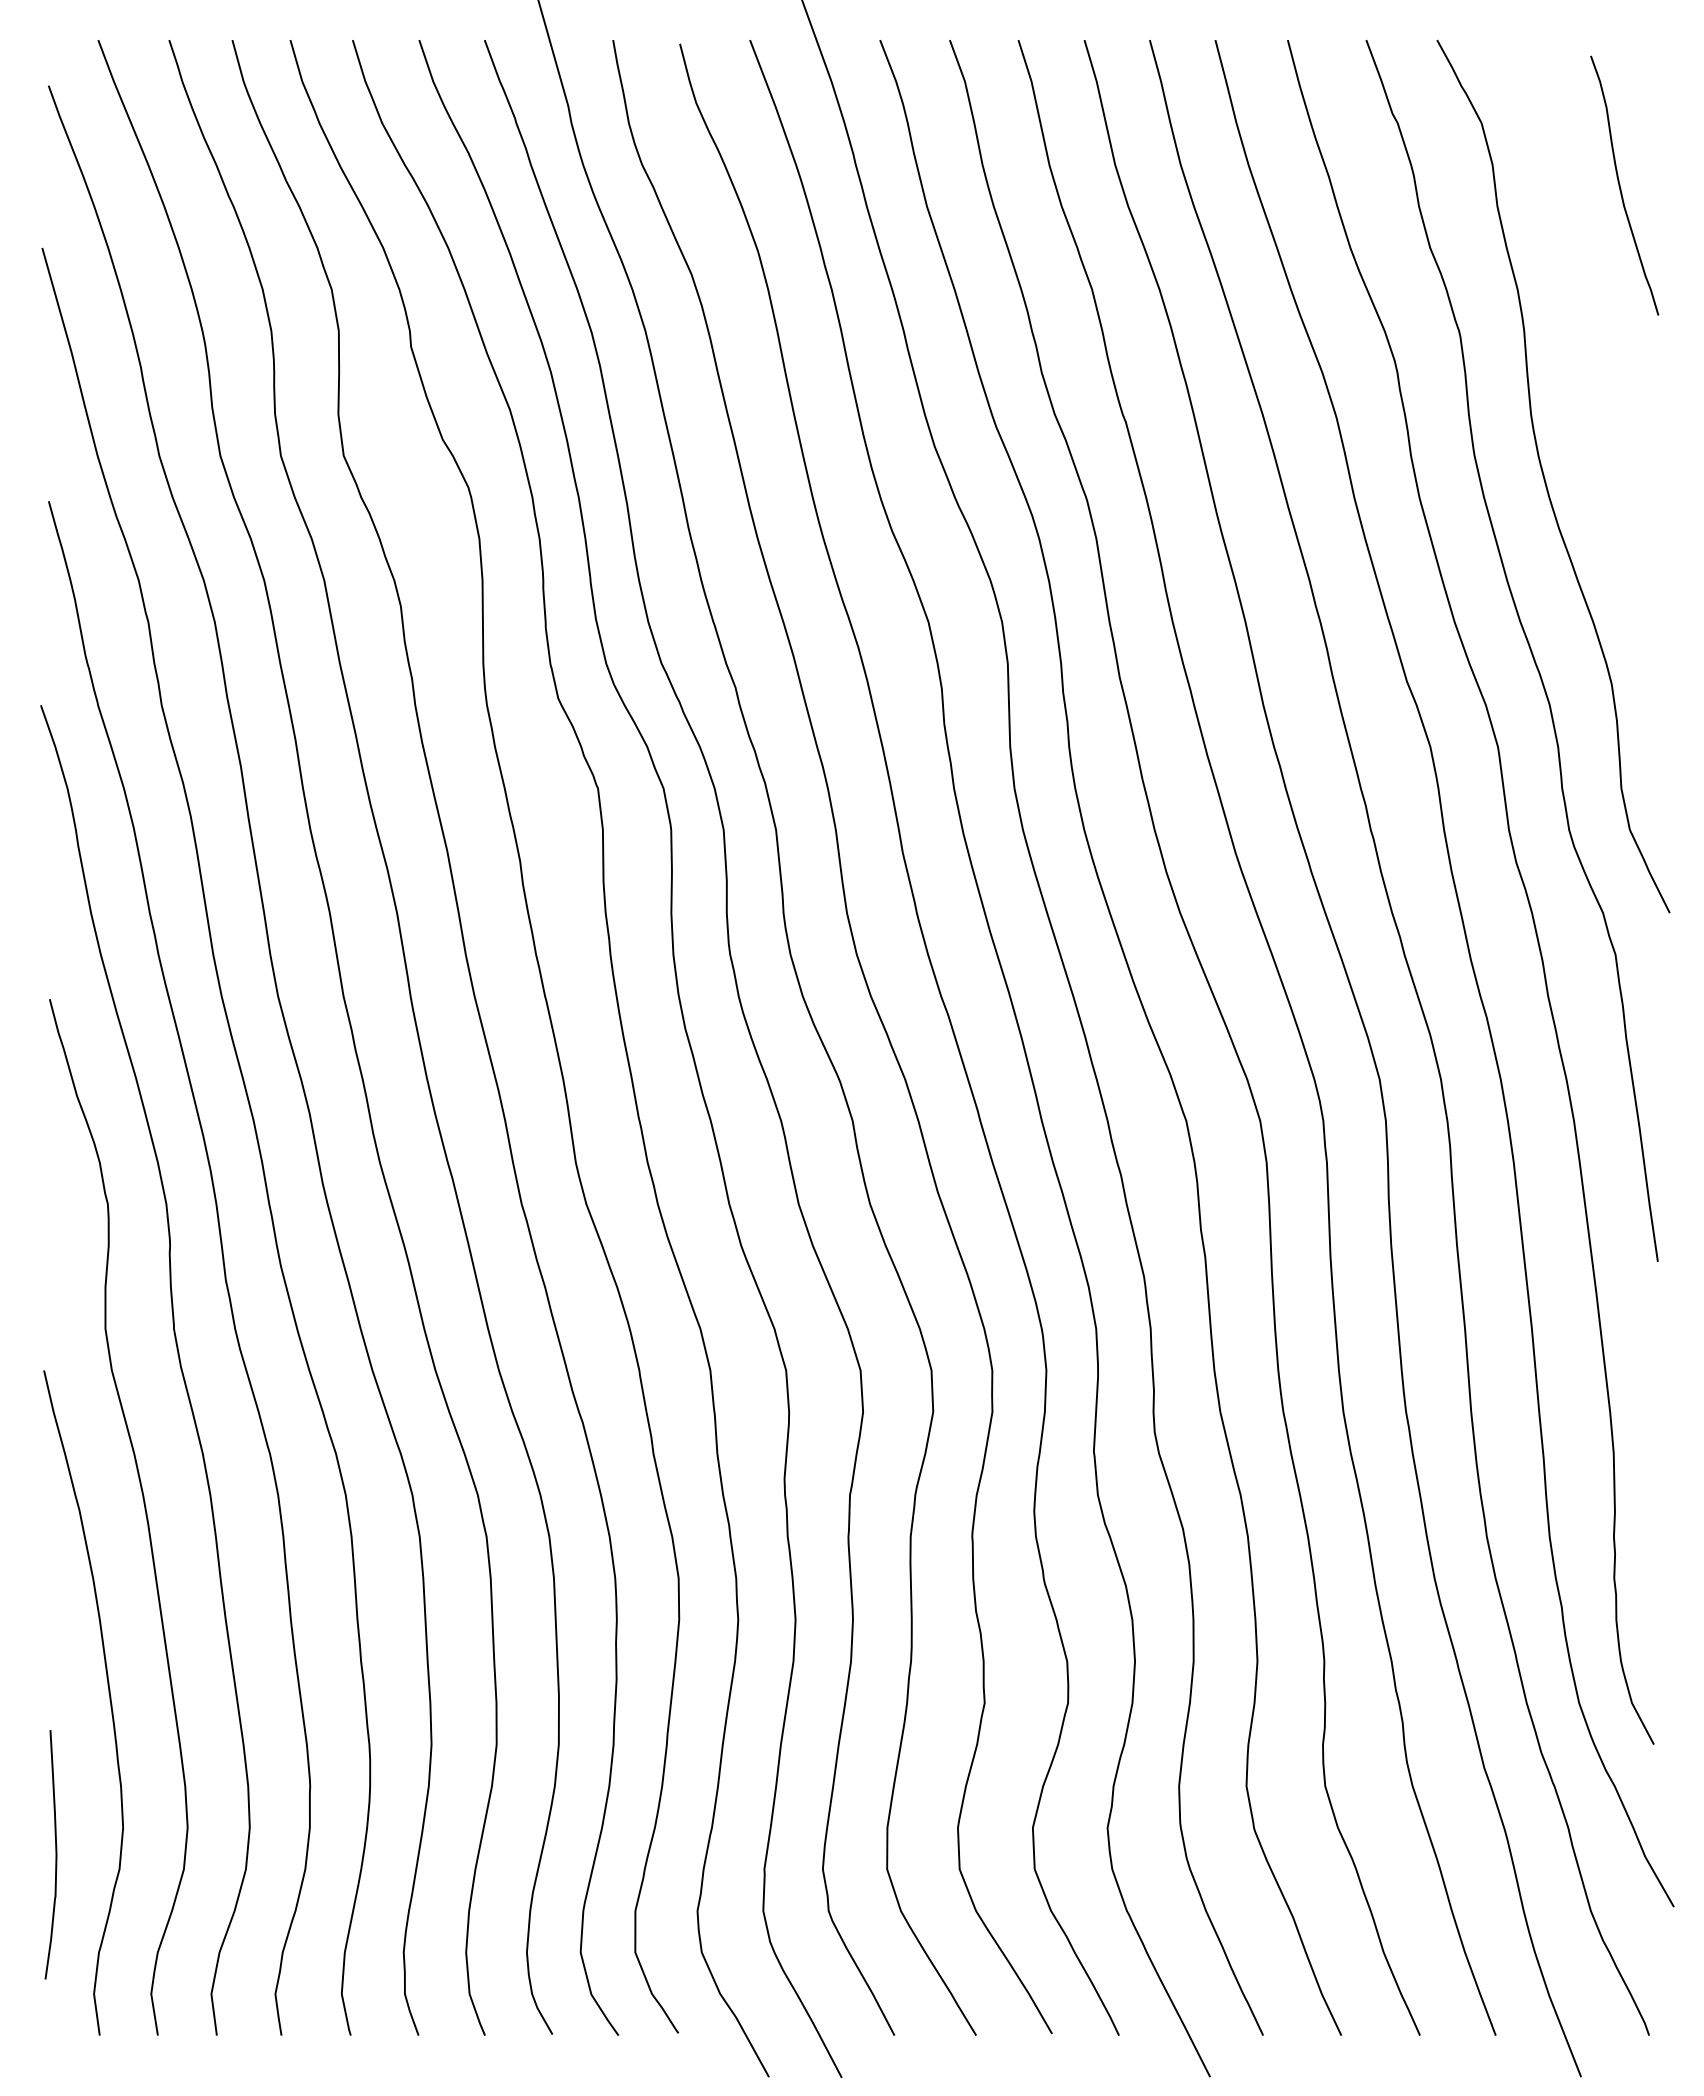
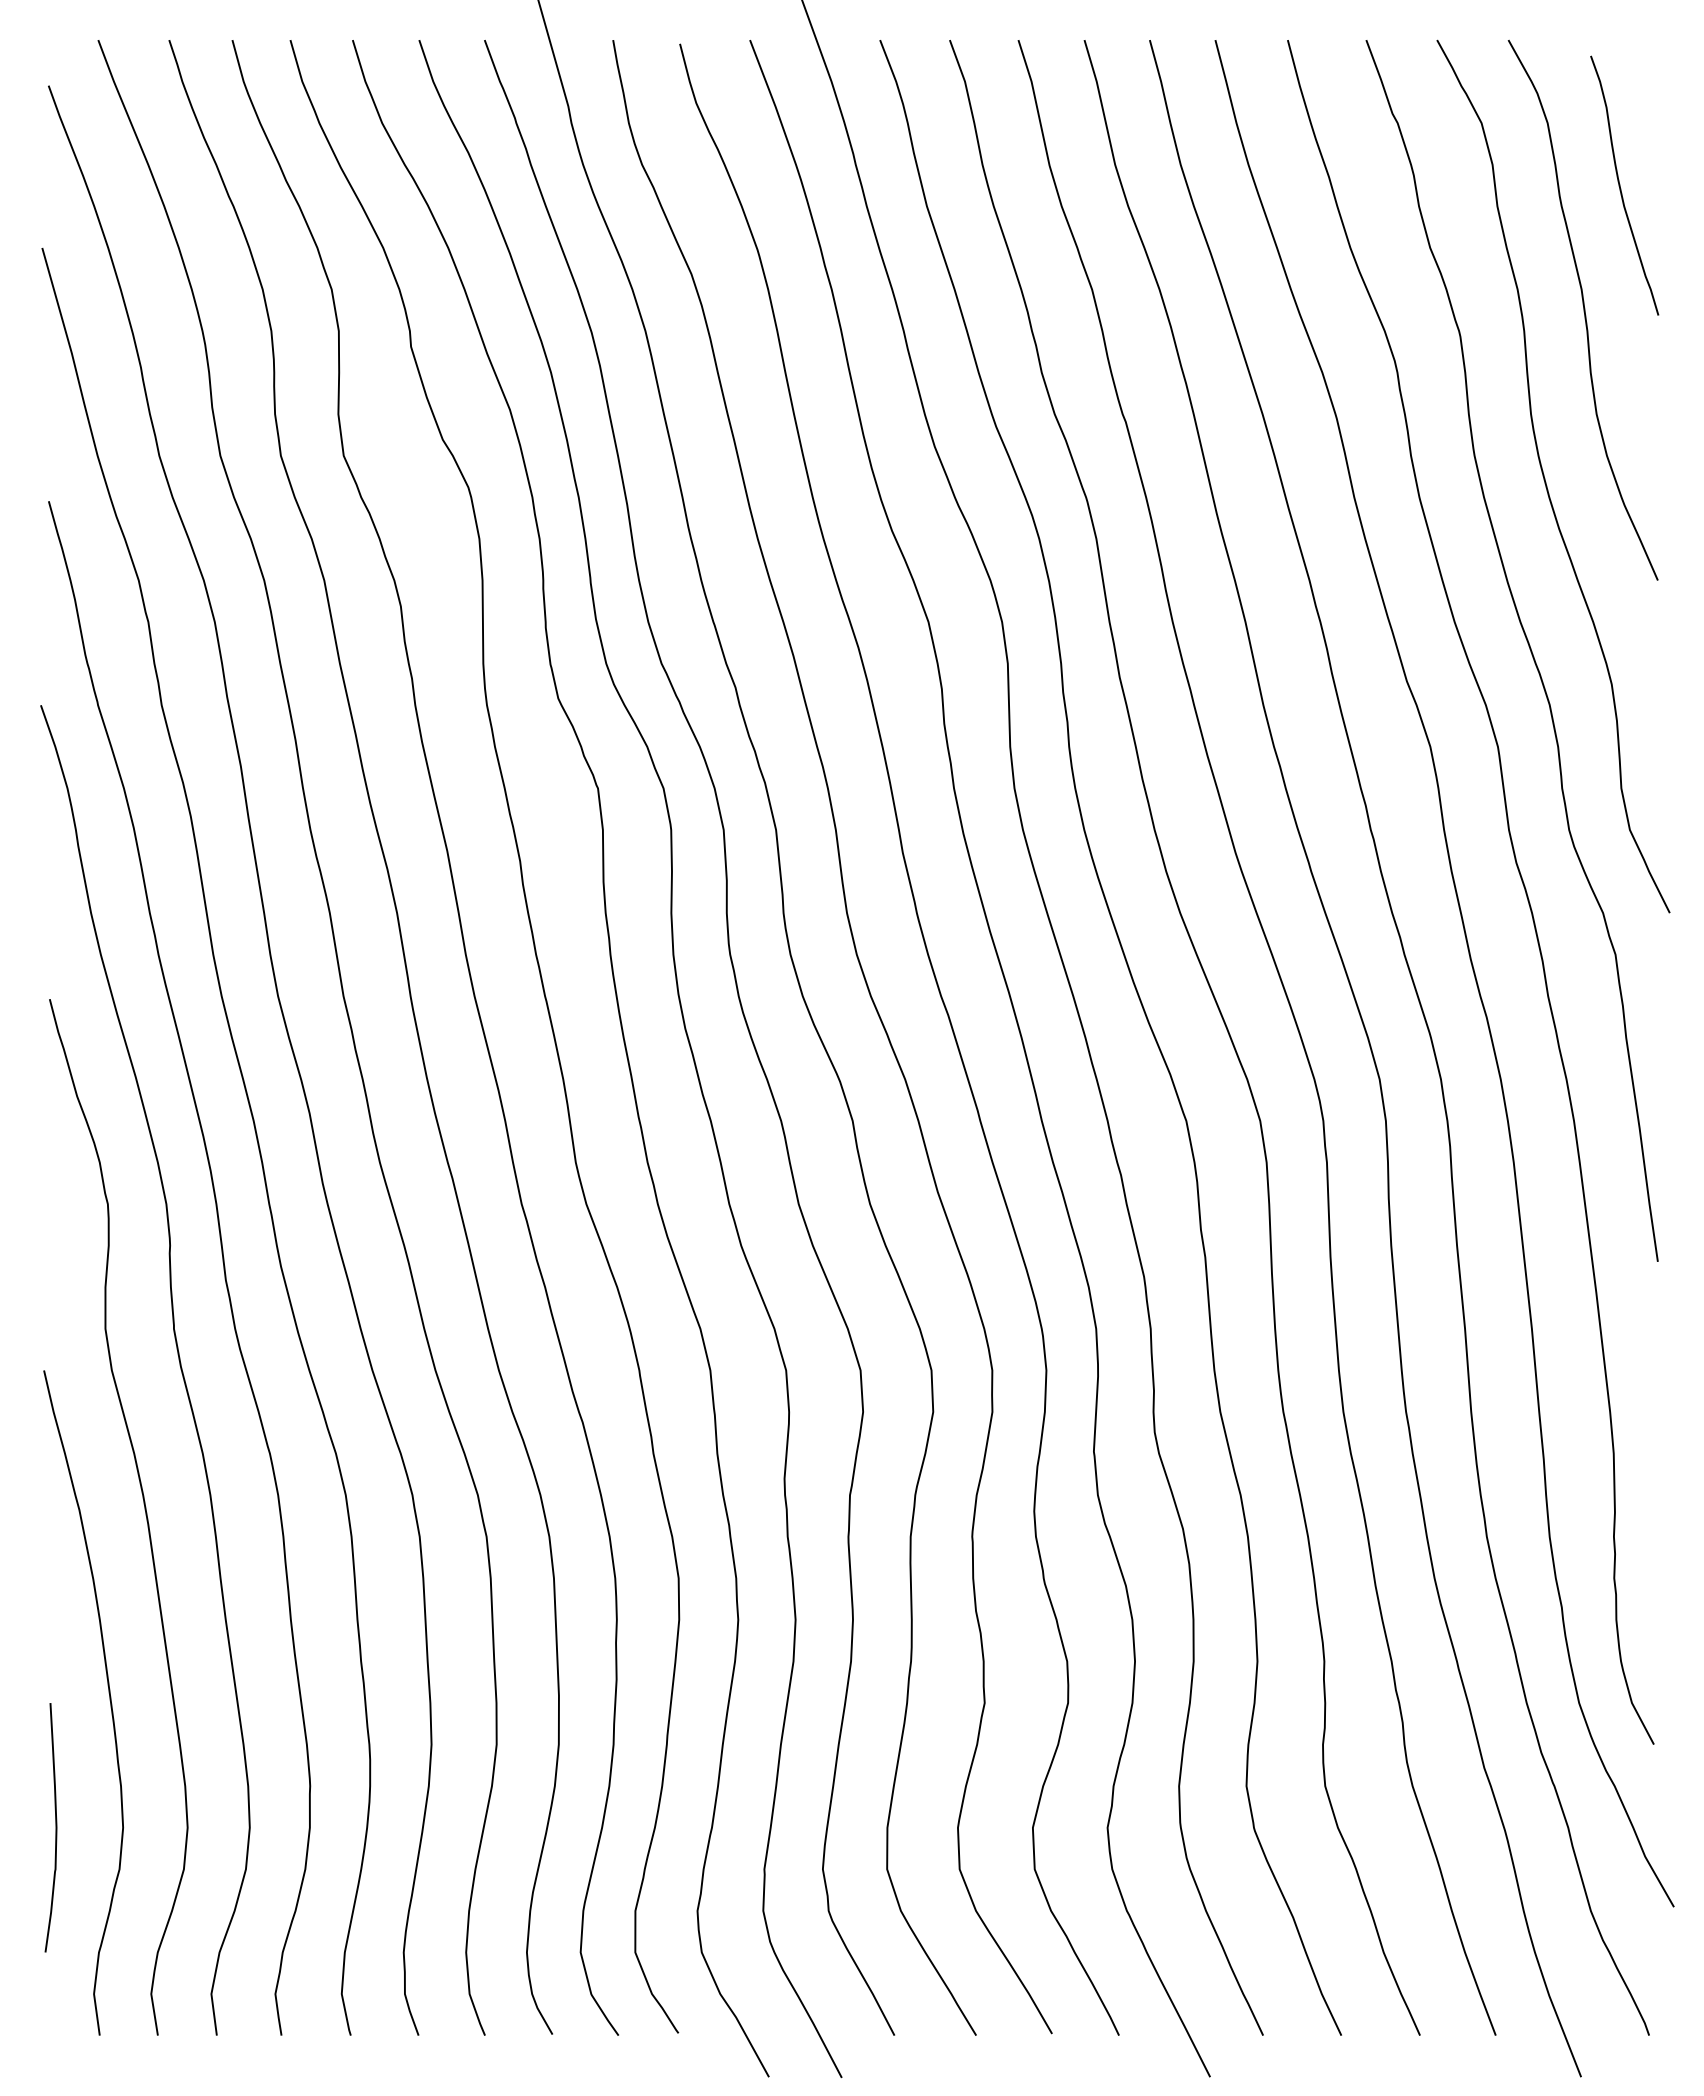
curve: none -> present (1583, 309)
curve position: (55, 1854) -> (55, 1827) (55, 1827)
